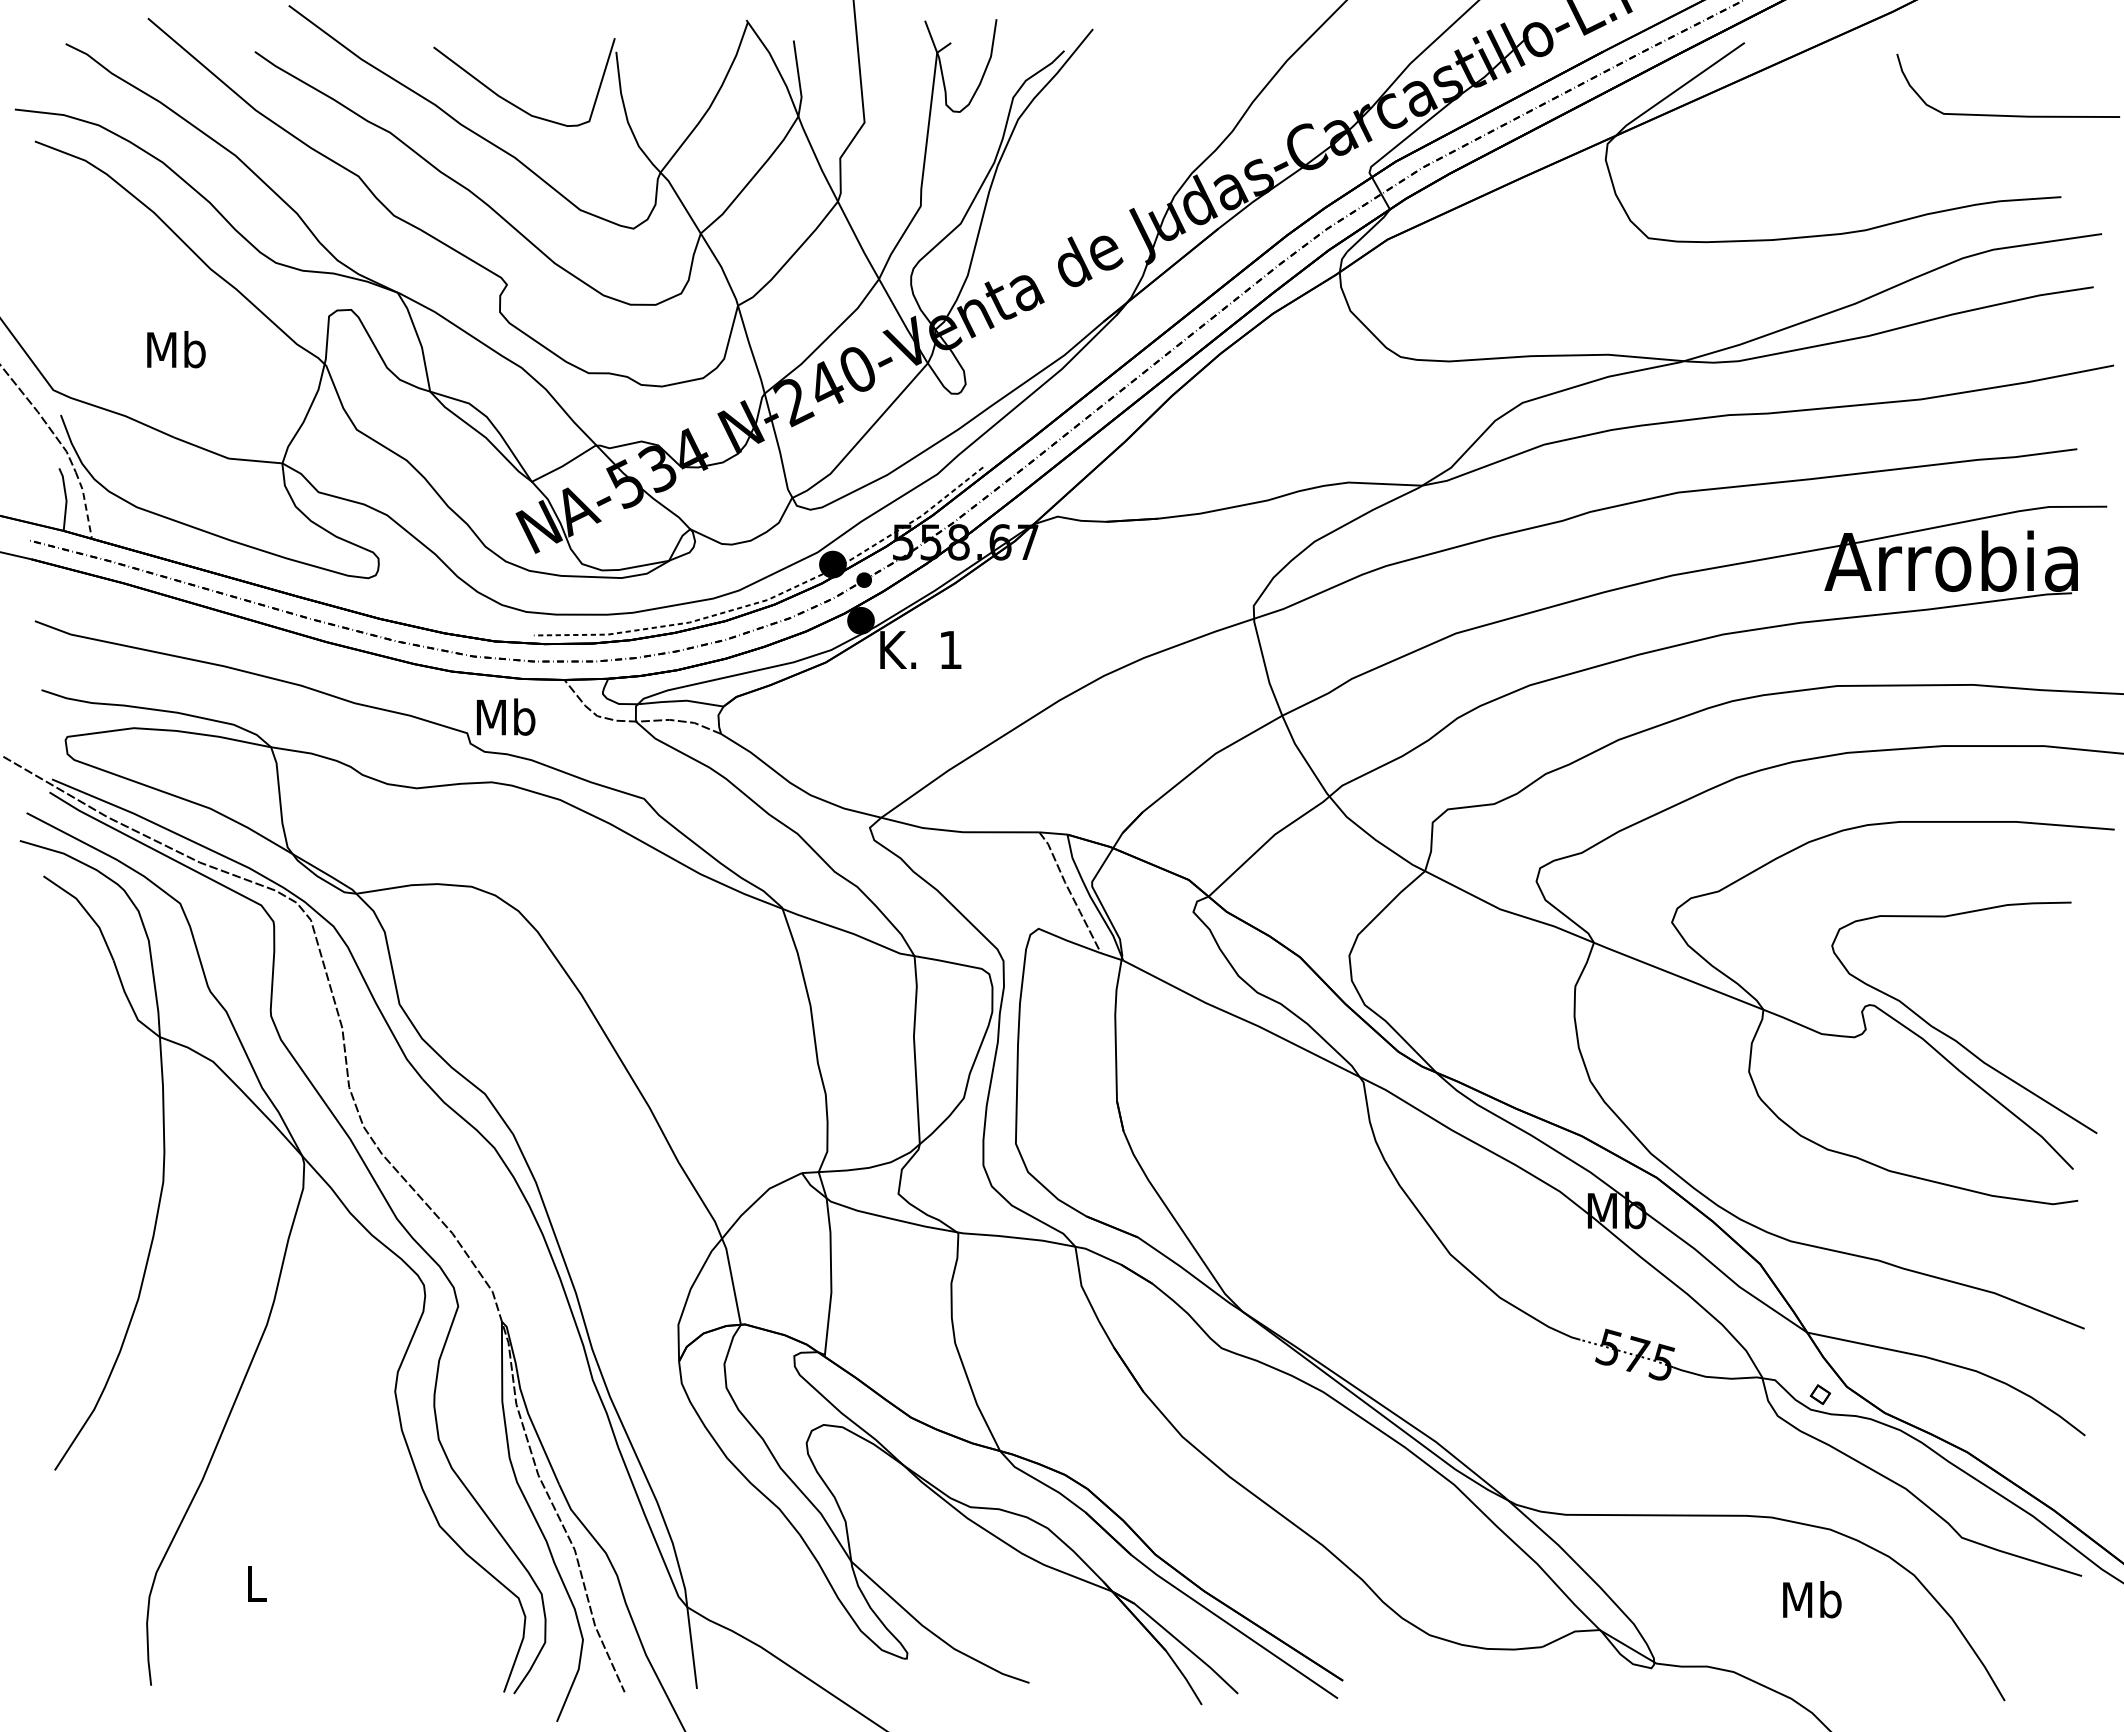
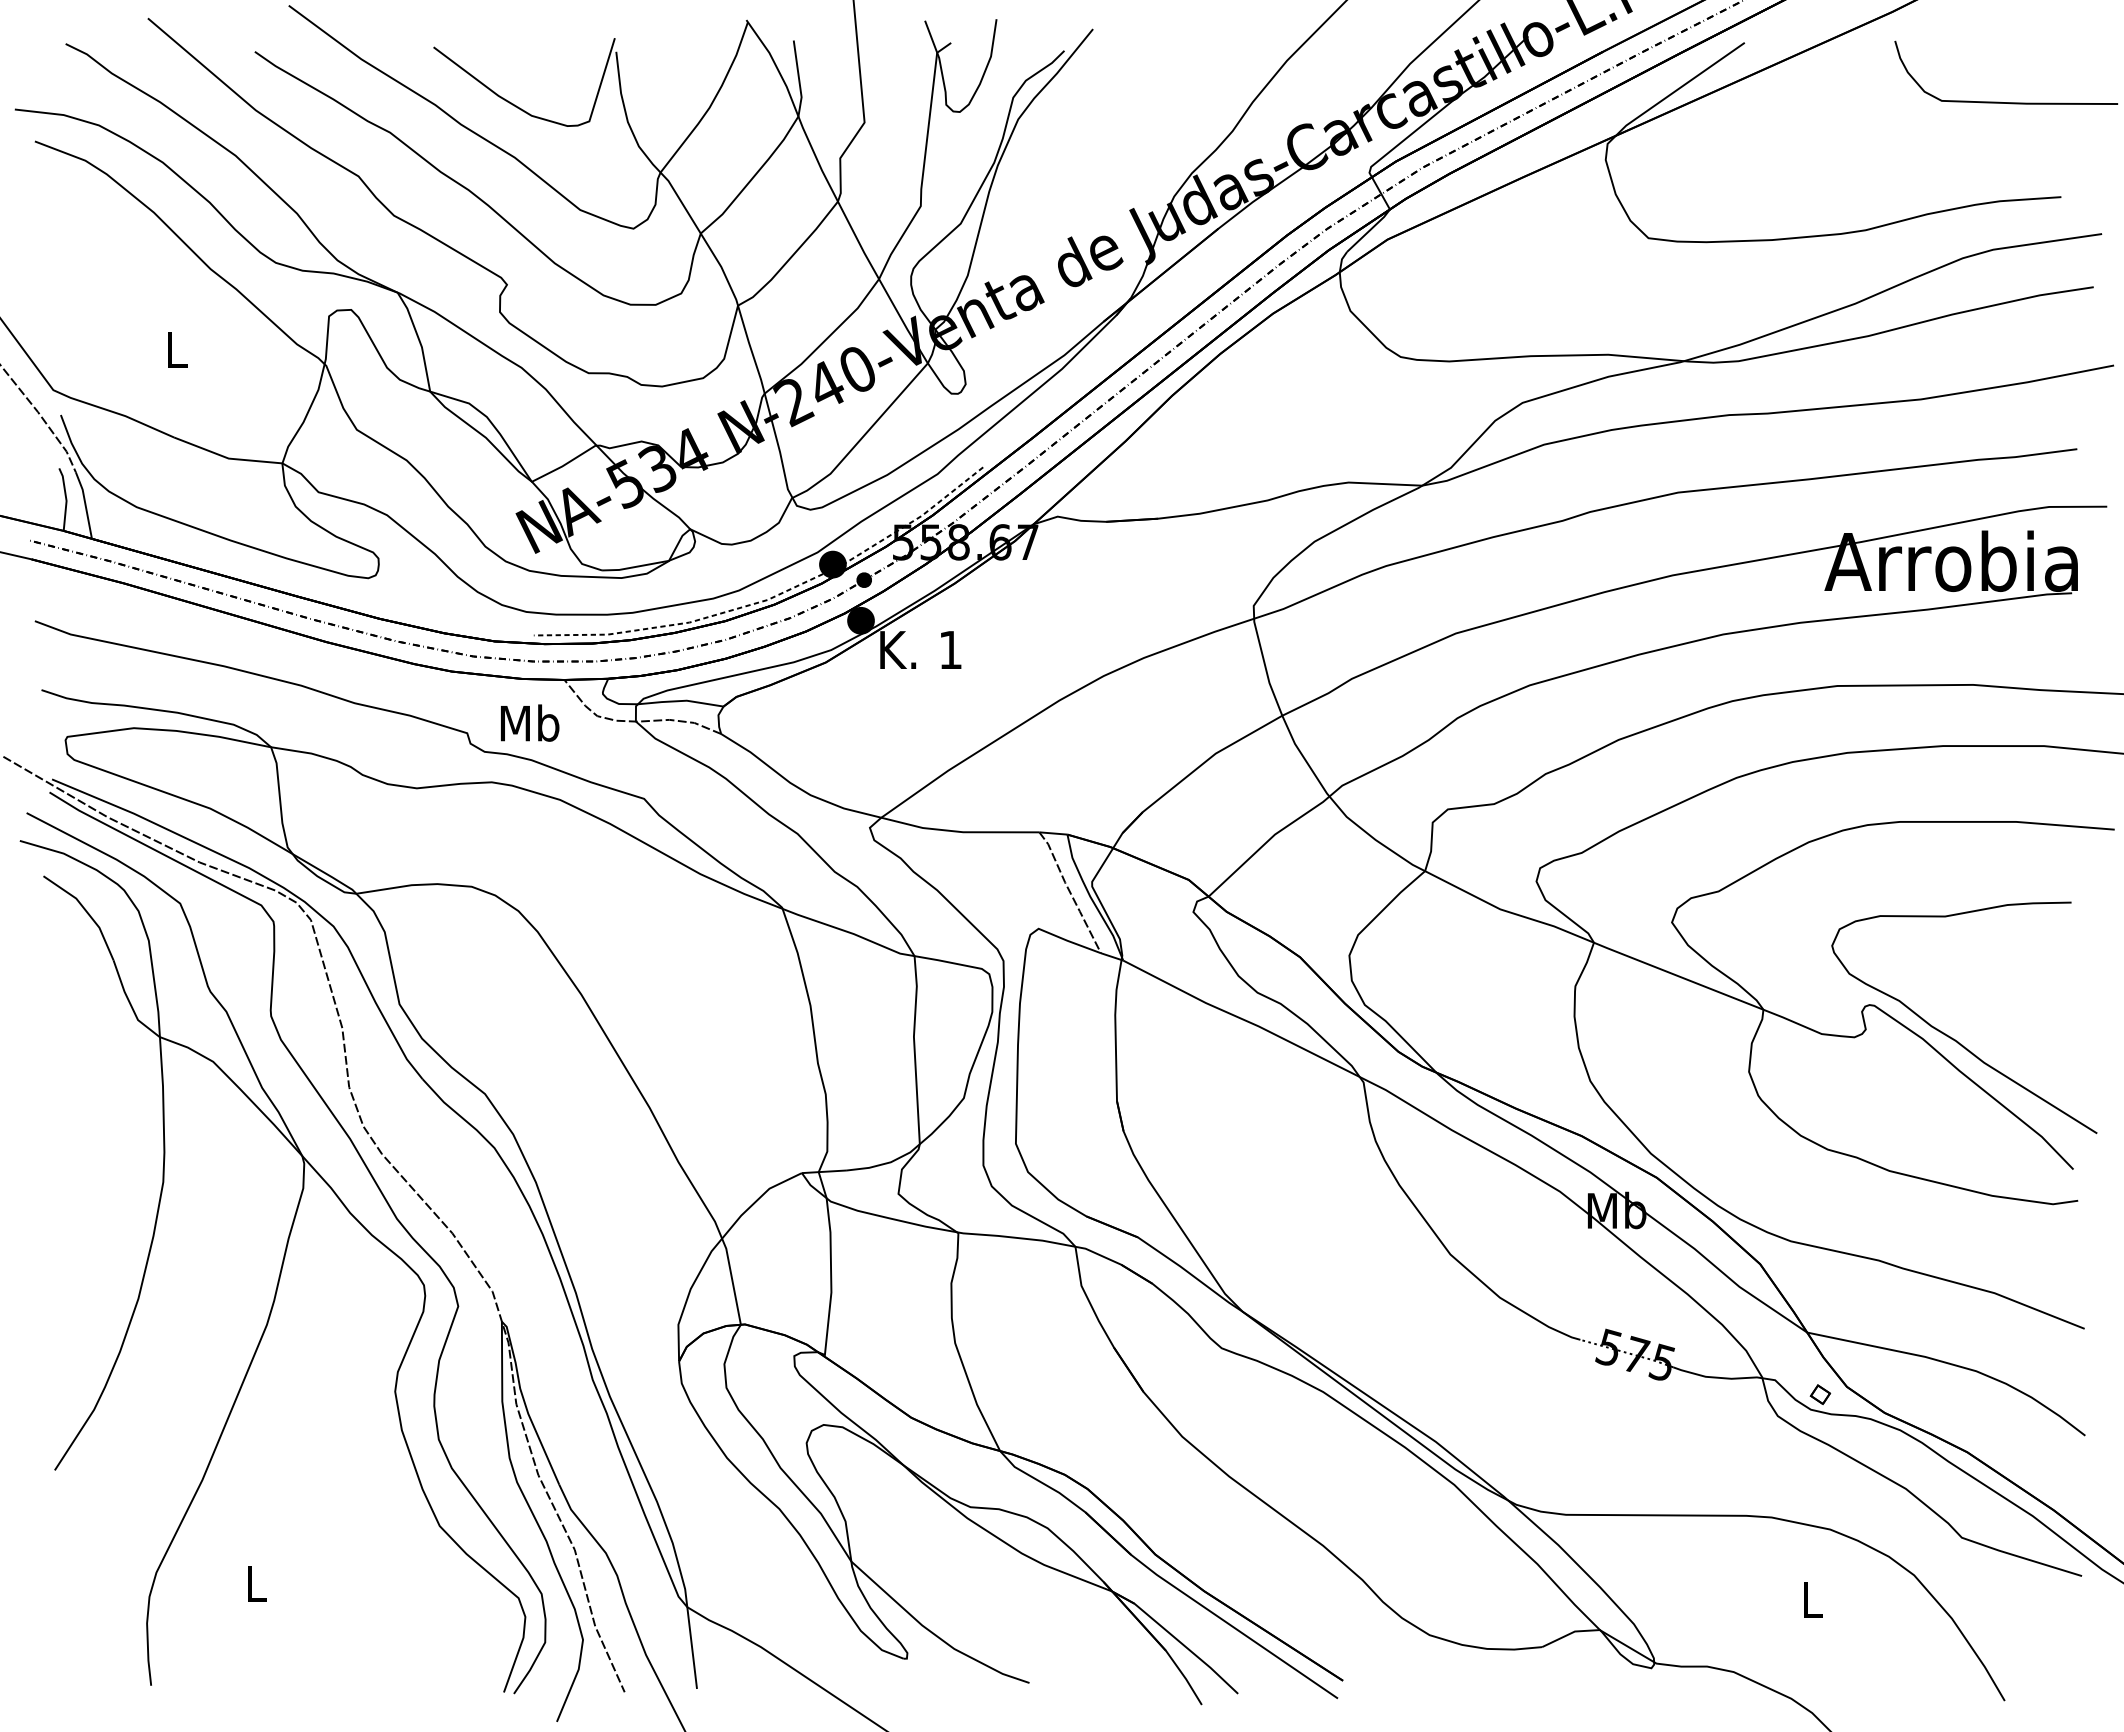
curve position: (2001, 114) -> (1999, 101) (1999, 101)
text: Mb -> L (176, 349)
line: dashed -> solid (85, 504)
text position: (506, 716) -> (530, 722) (530, 722)
text: Mb -> L (1812, 1599)
